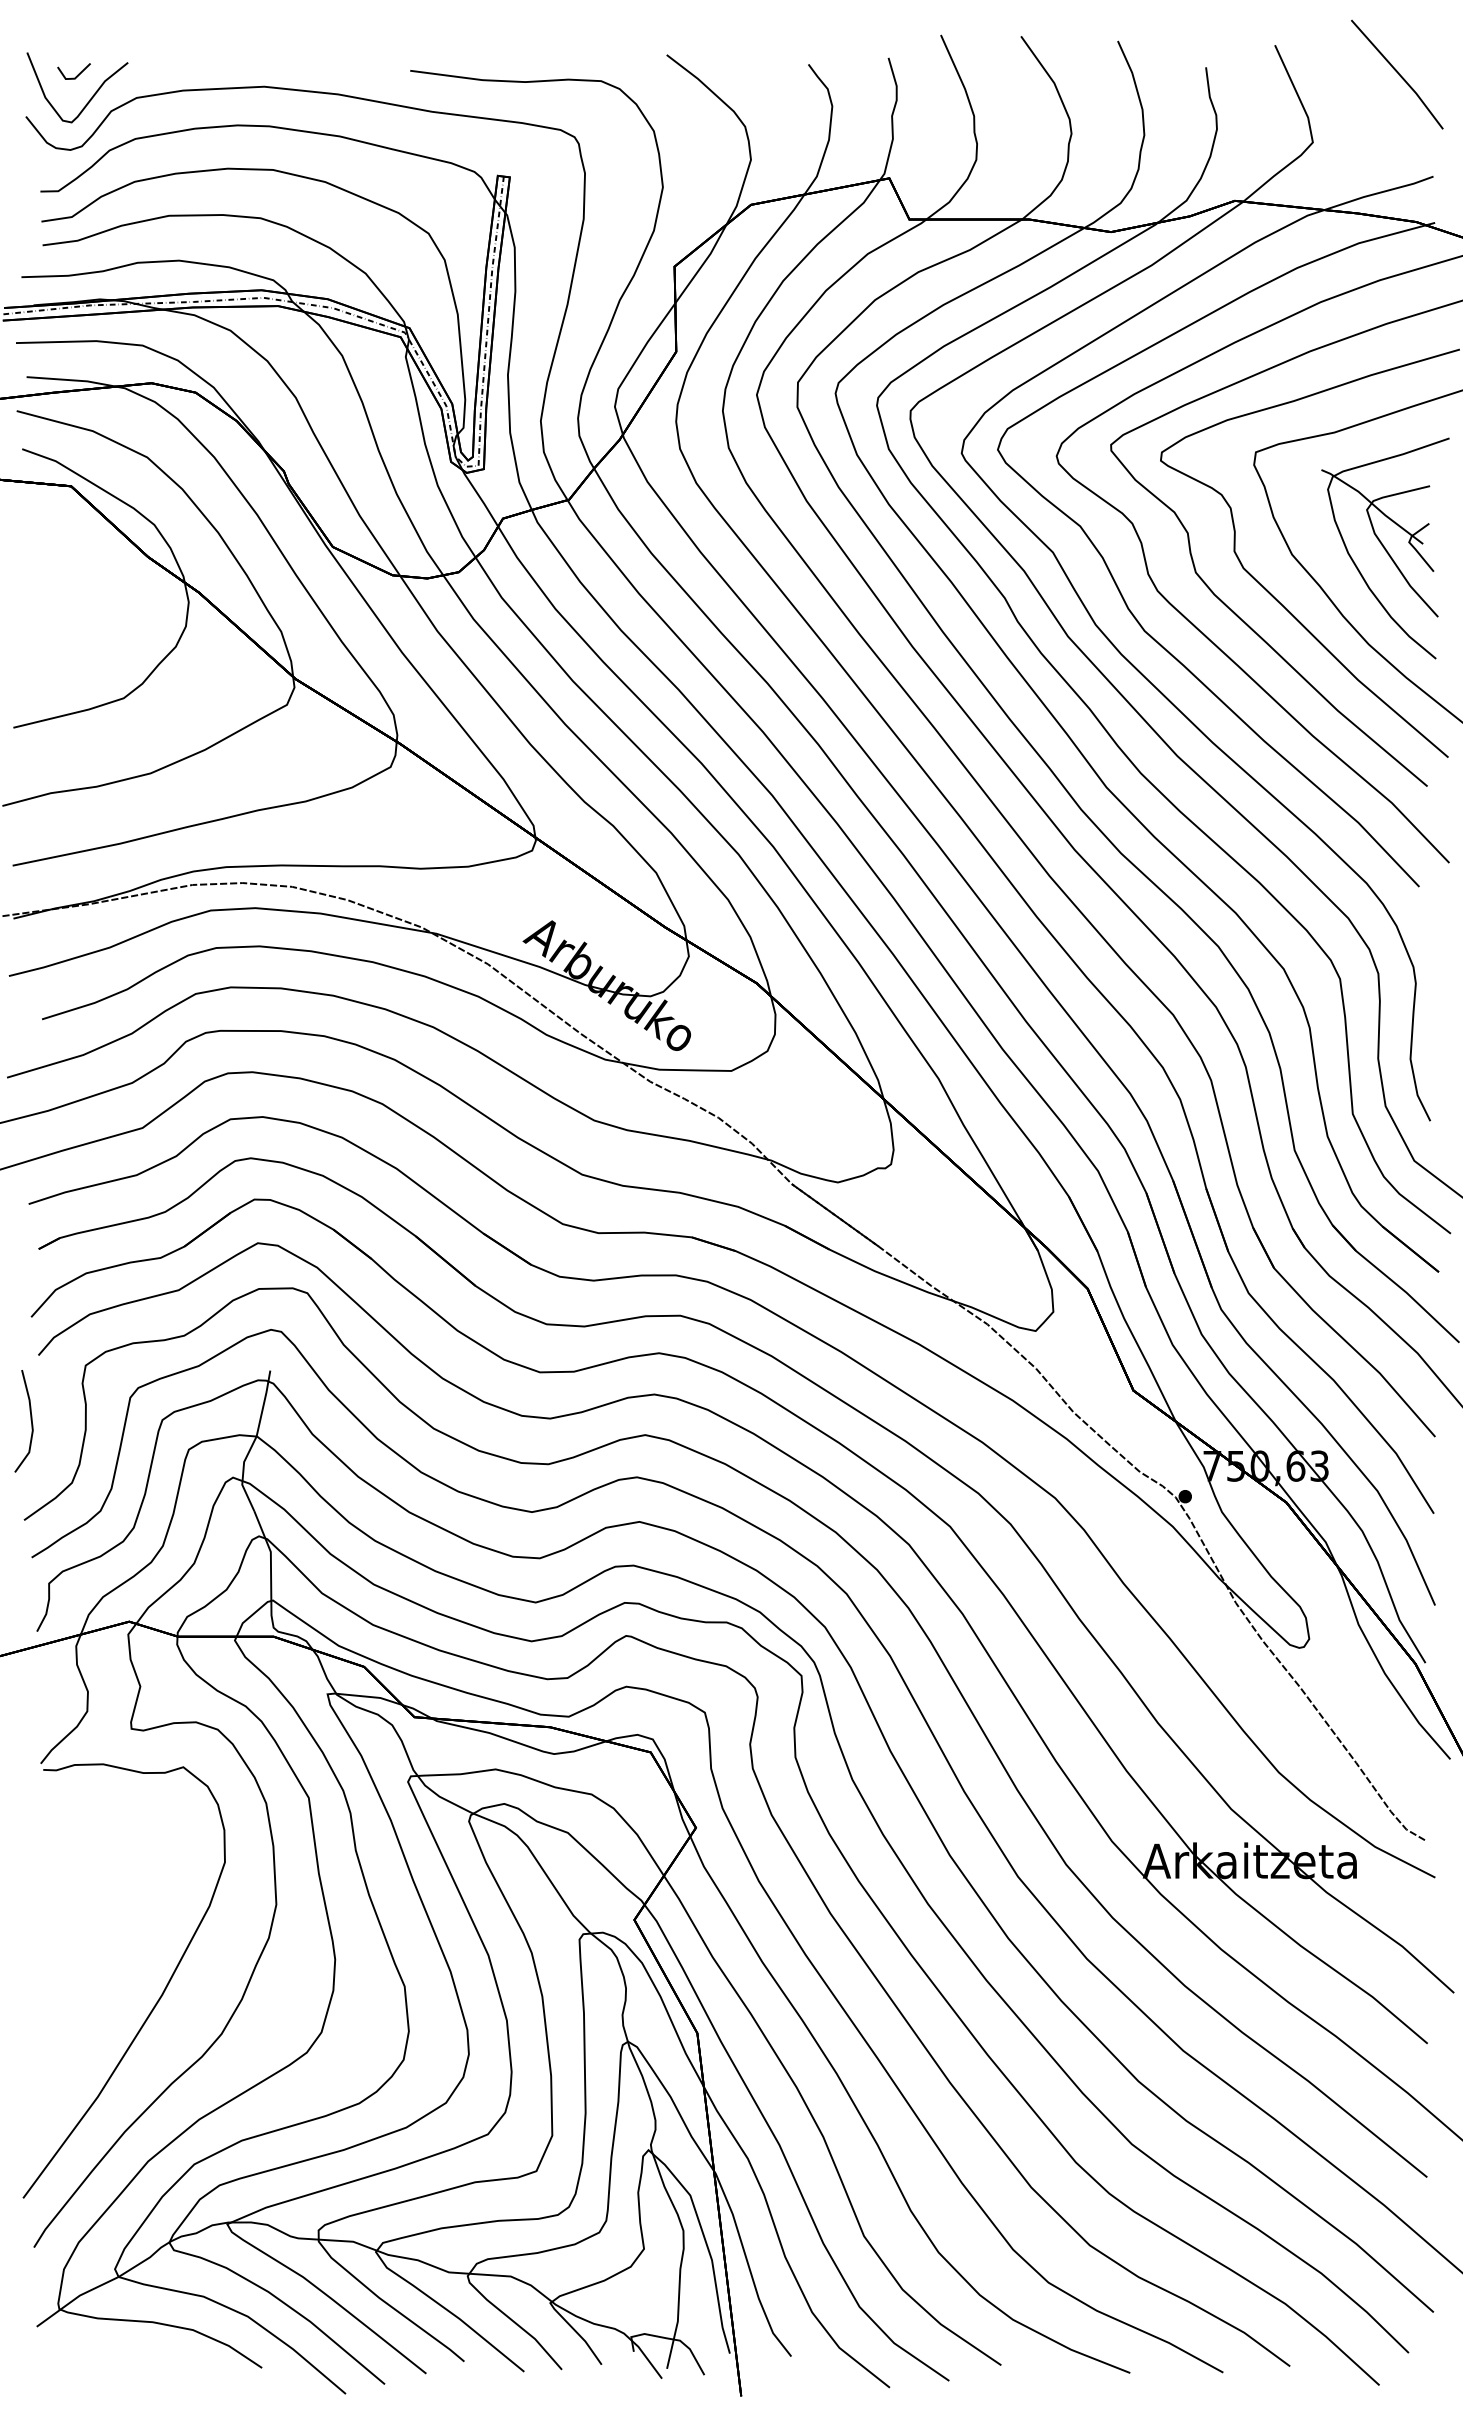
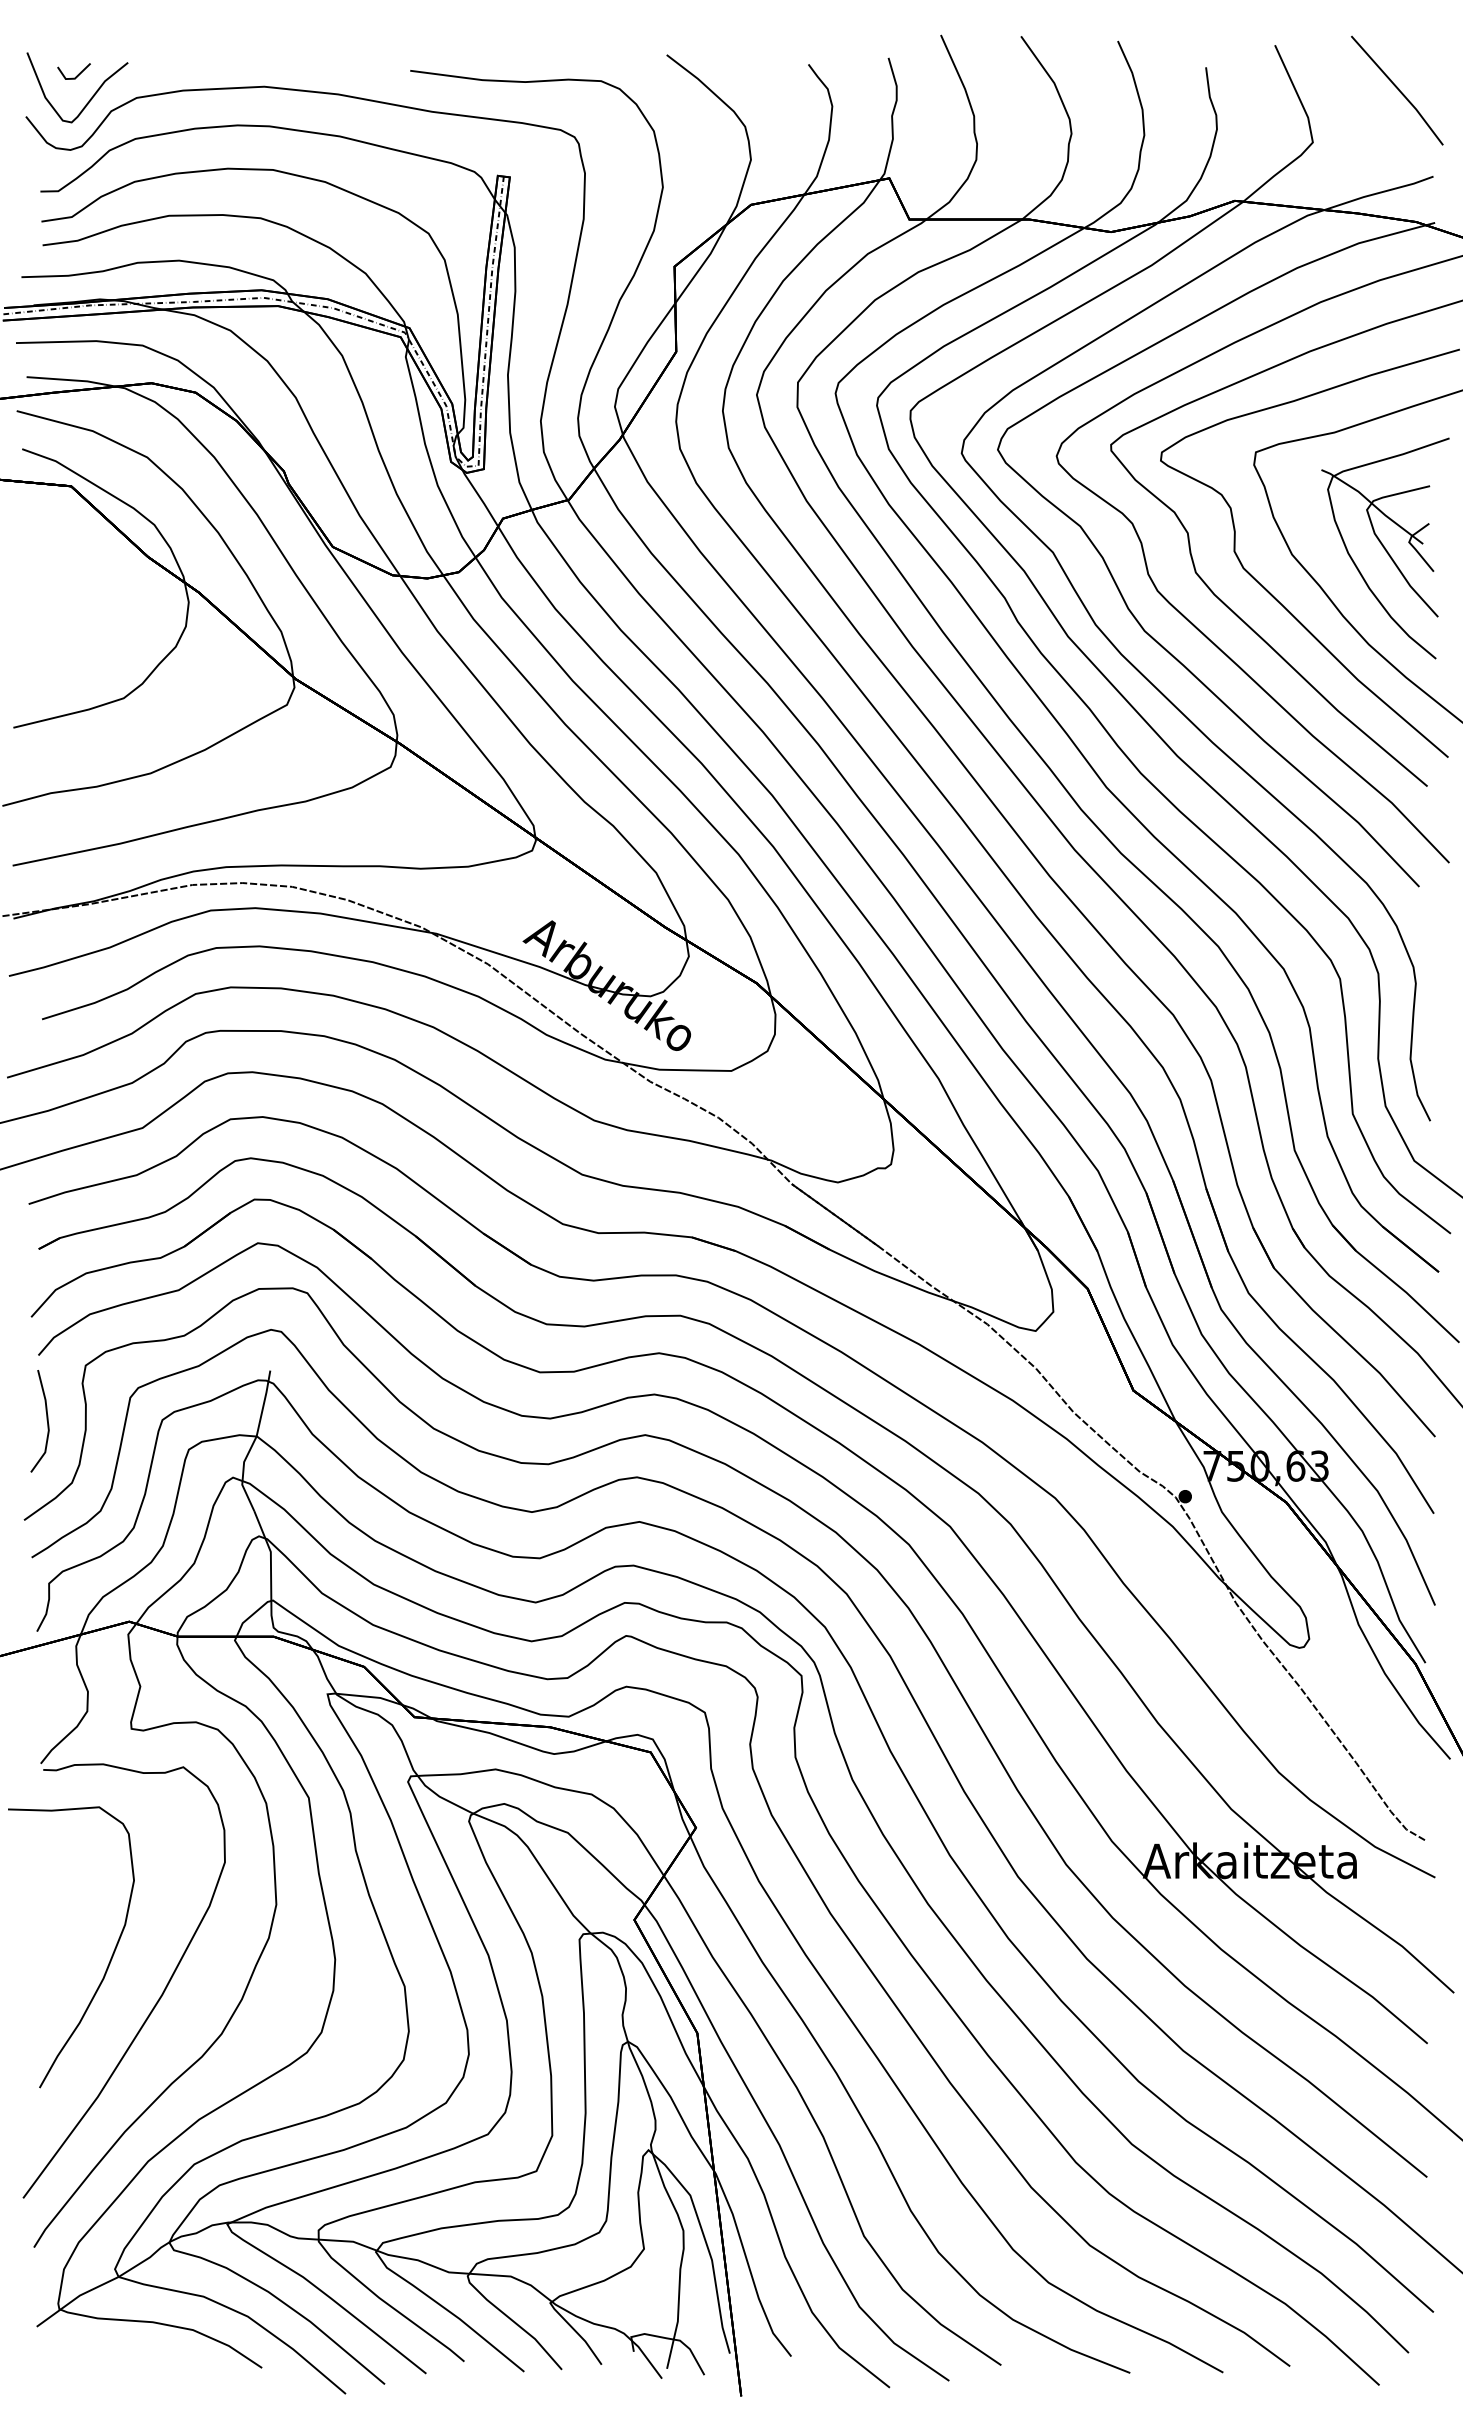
line position: (1397, 73) -> (1397, 89) (1397, 89)
line position: (30, 1420) -> (46, 1420) (46, 1420)
curve: none -> present (109, 1960)
